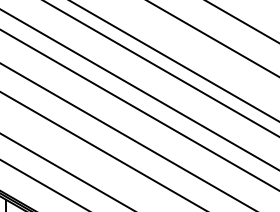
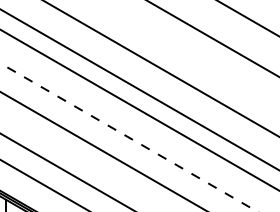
line position: (242, 21) -> (248, 18) (248, 18)
line: present -> none (174, 61)
line: solid -> dashed (129, 137)
